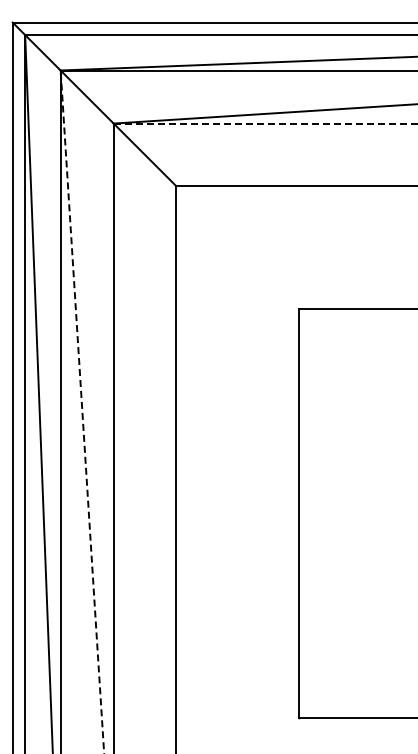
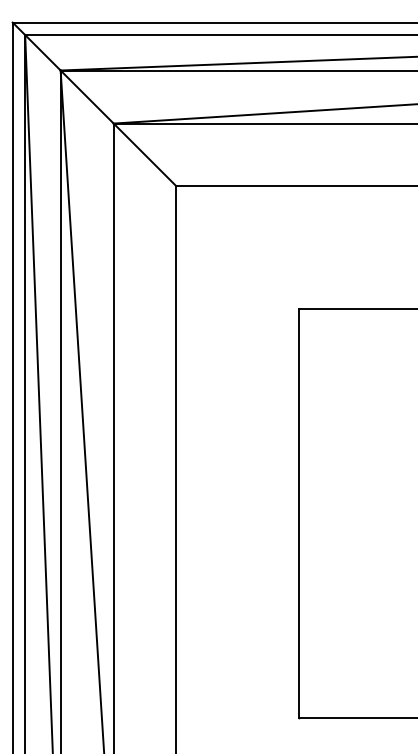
line: dashed -> solid (265, 123)
line: dashed -> solid (82, 411)
